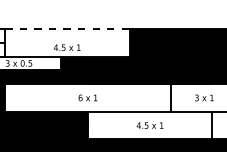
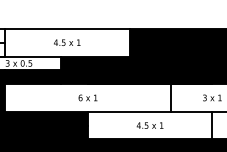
line: dashed -> solid (67, 28)
text position: (67, 47) -> (67, 42) (67, 42)
text position: (204, 97) -> (212, 97) (212, 97)
